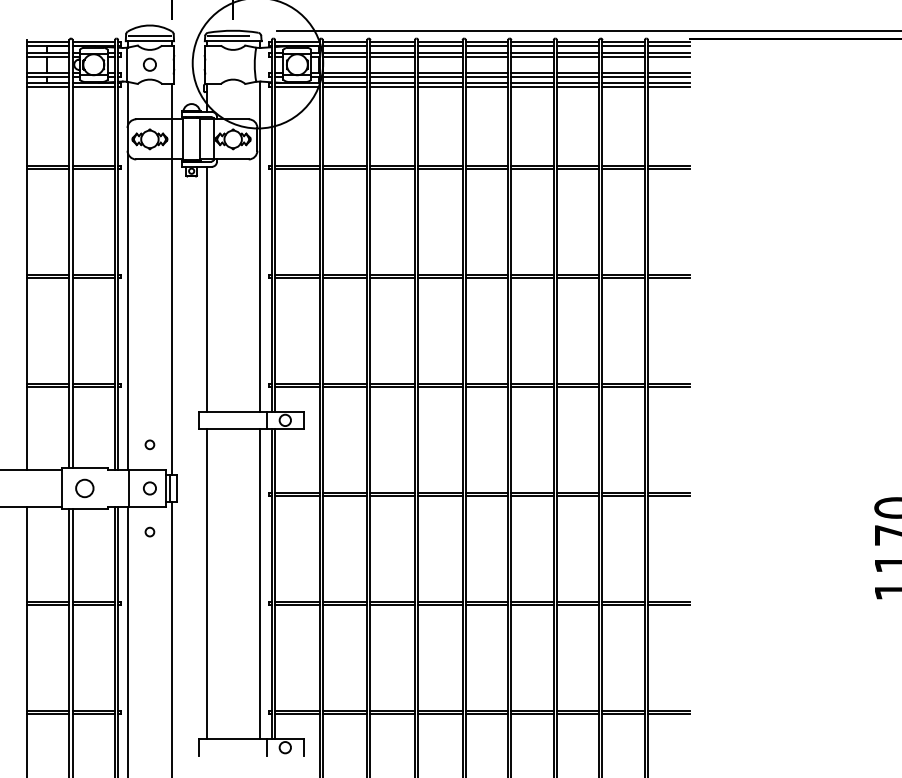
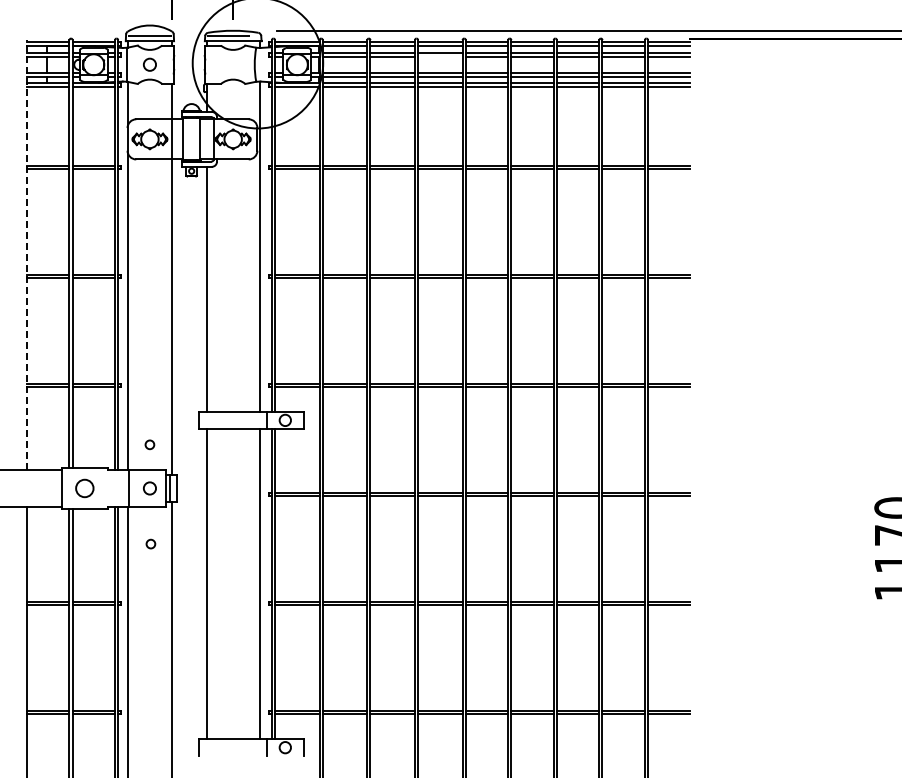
line: present -> none (440, 56)
line: solid -> dashed (27, 255)
circle position: (149, 531) -> (150, 543) (150, 543)
